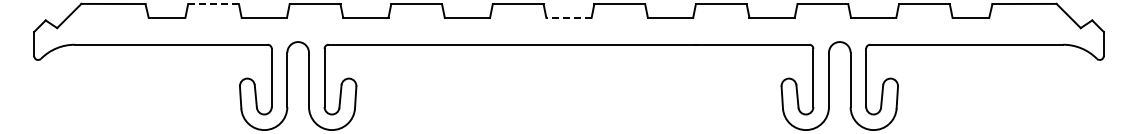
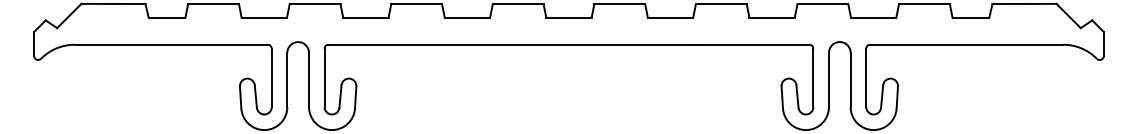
line: dashed -> solid (213, 4)
line: dashed -> solid (569, 17)
